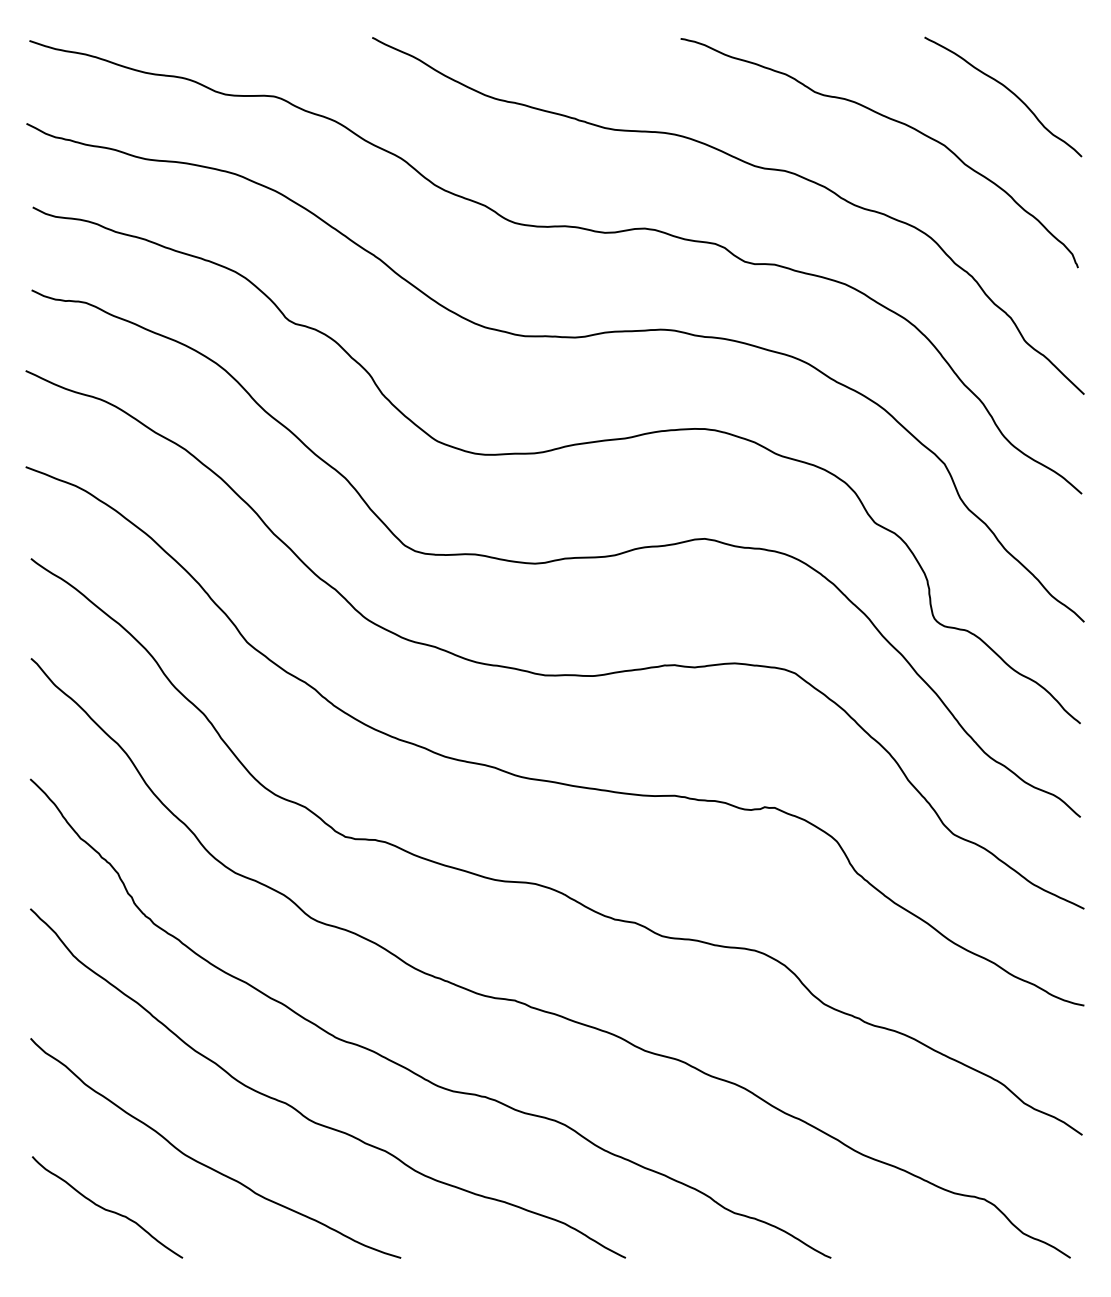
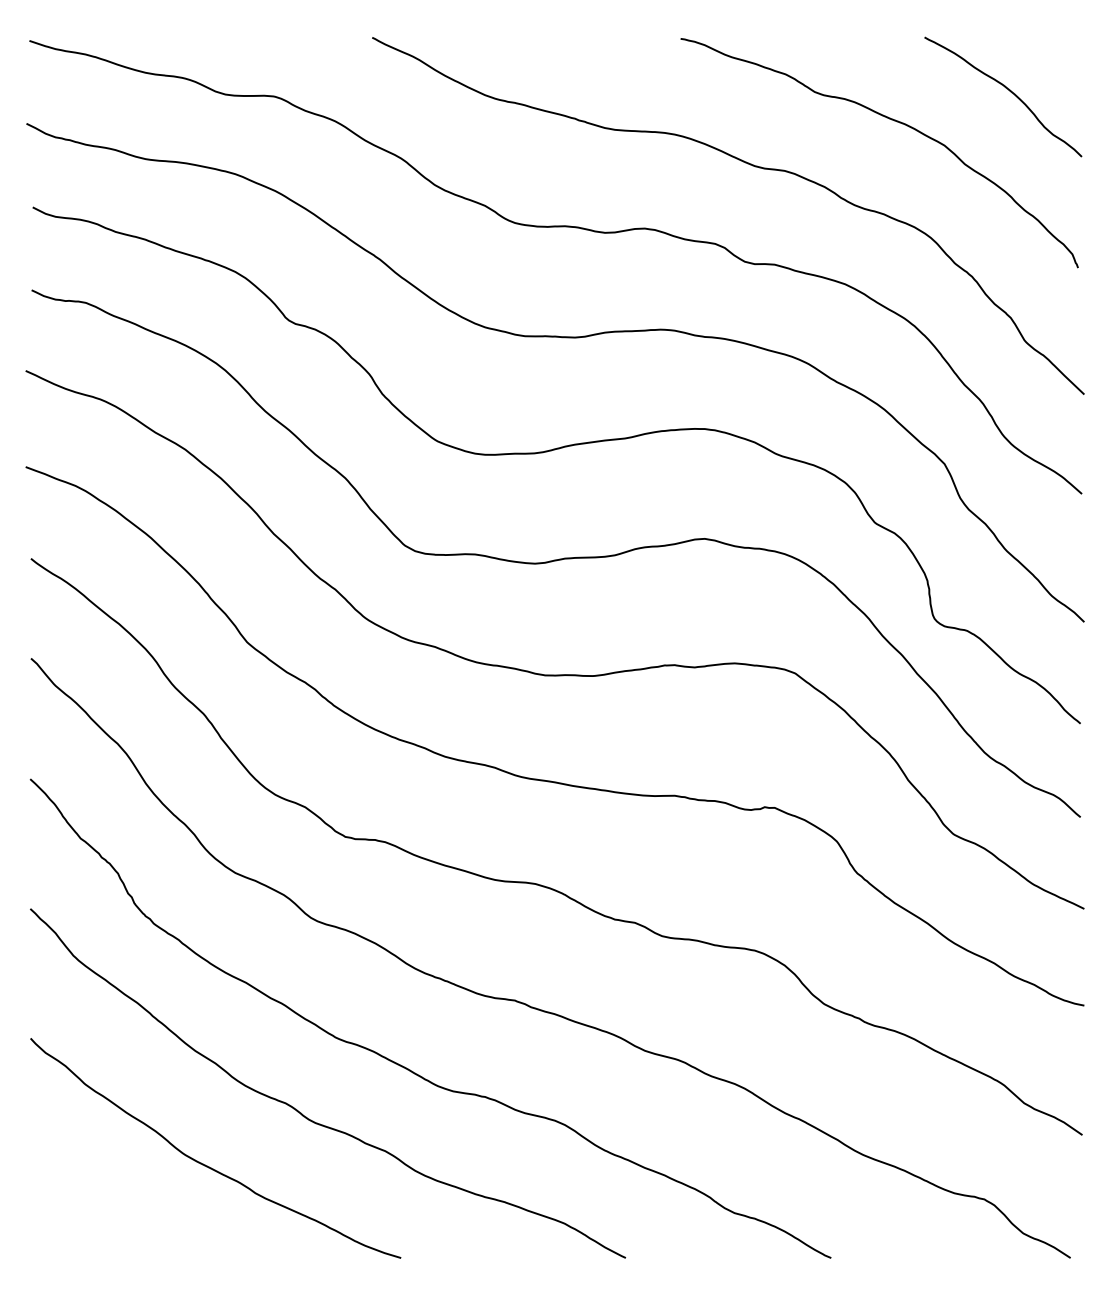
curve: present -> none (107, 1209)
